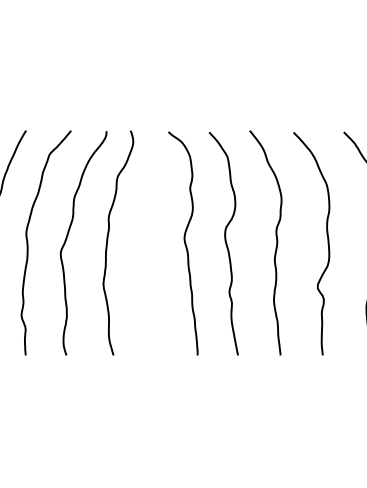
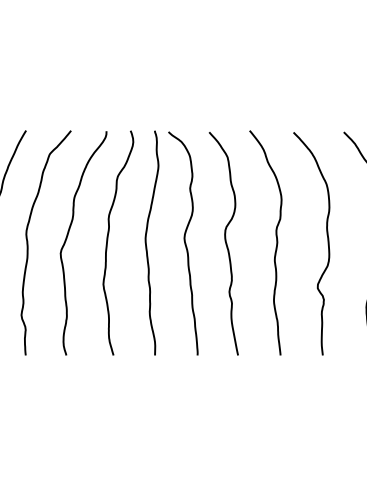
curve: none -> present (146, 242)
